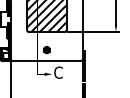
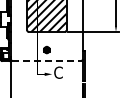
line: solid -> dashed (46, 60)
